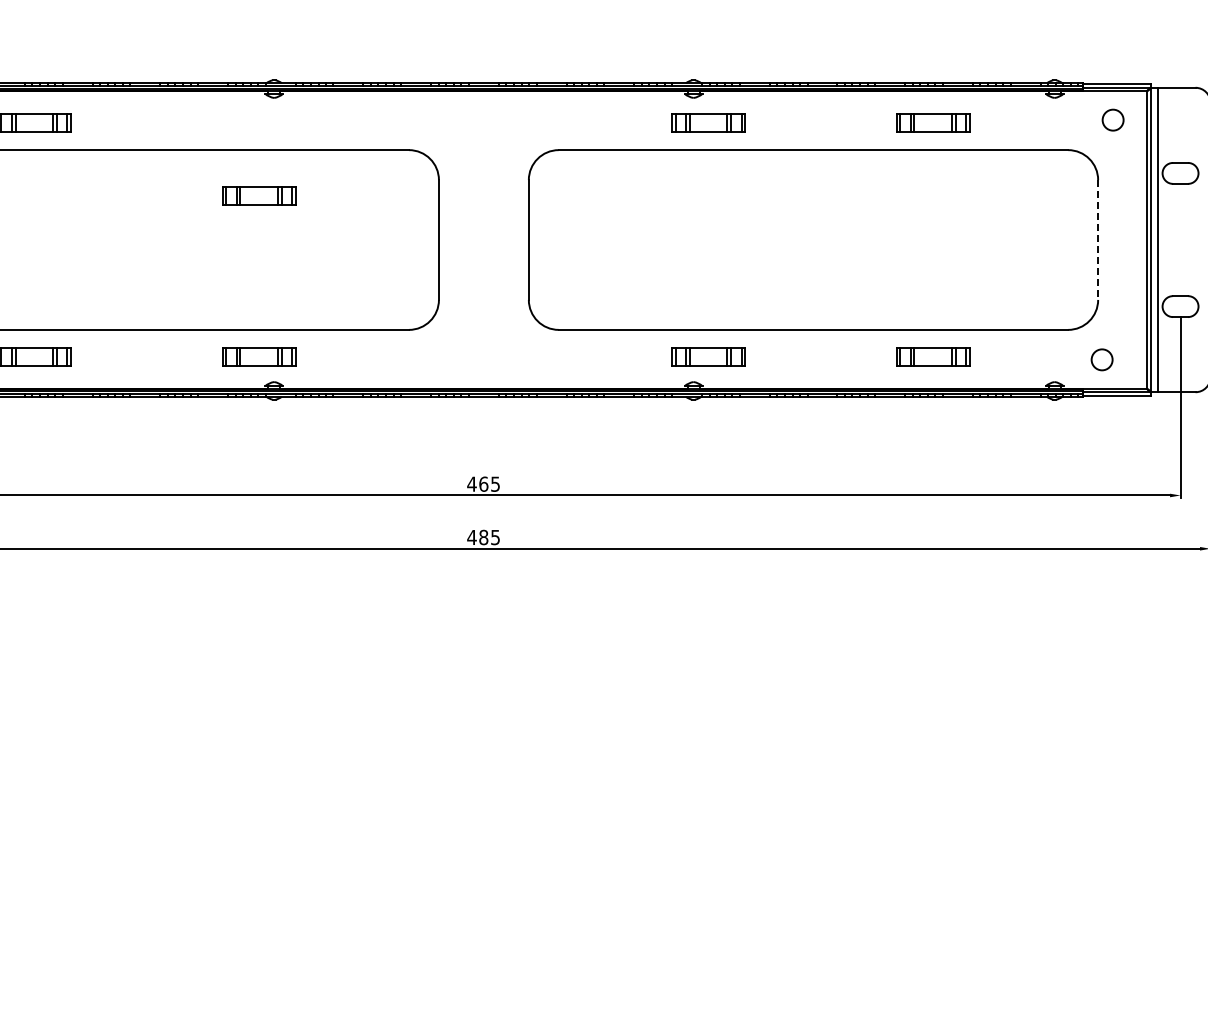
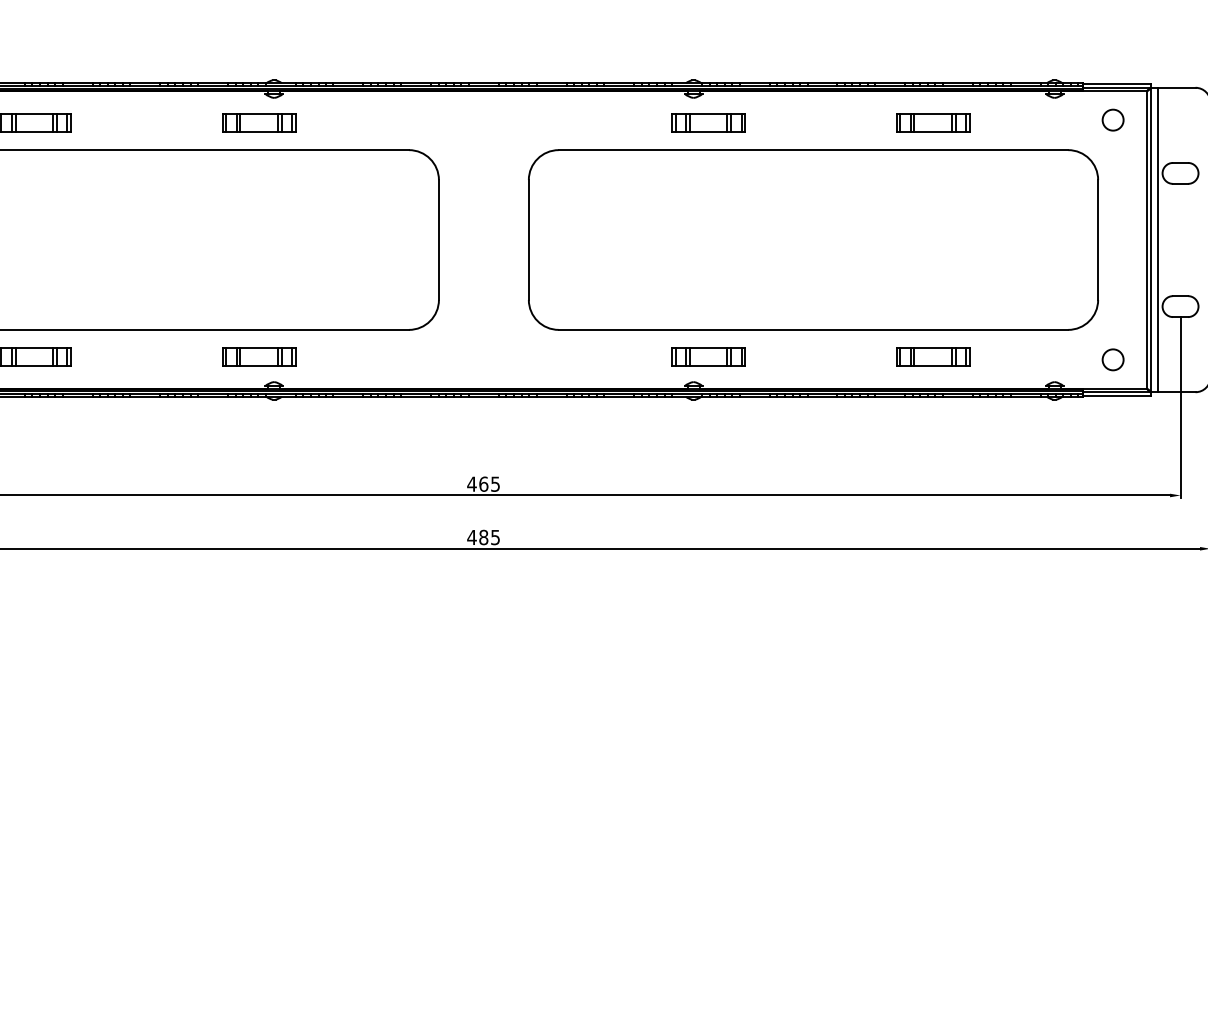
part position: (259, 195) -> (259, 122) (259, 122)
line: dashed -> solid (1098, 240)
circle position: (1101, 359) -> (1112, 359) (1112, 359)
